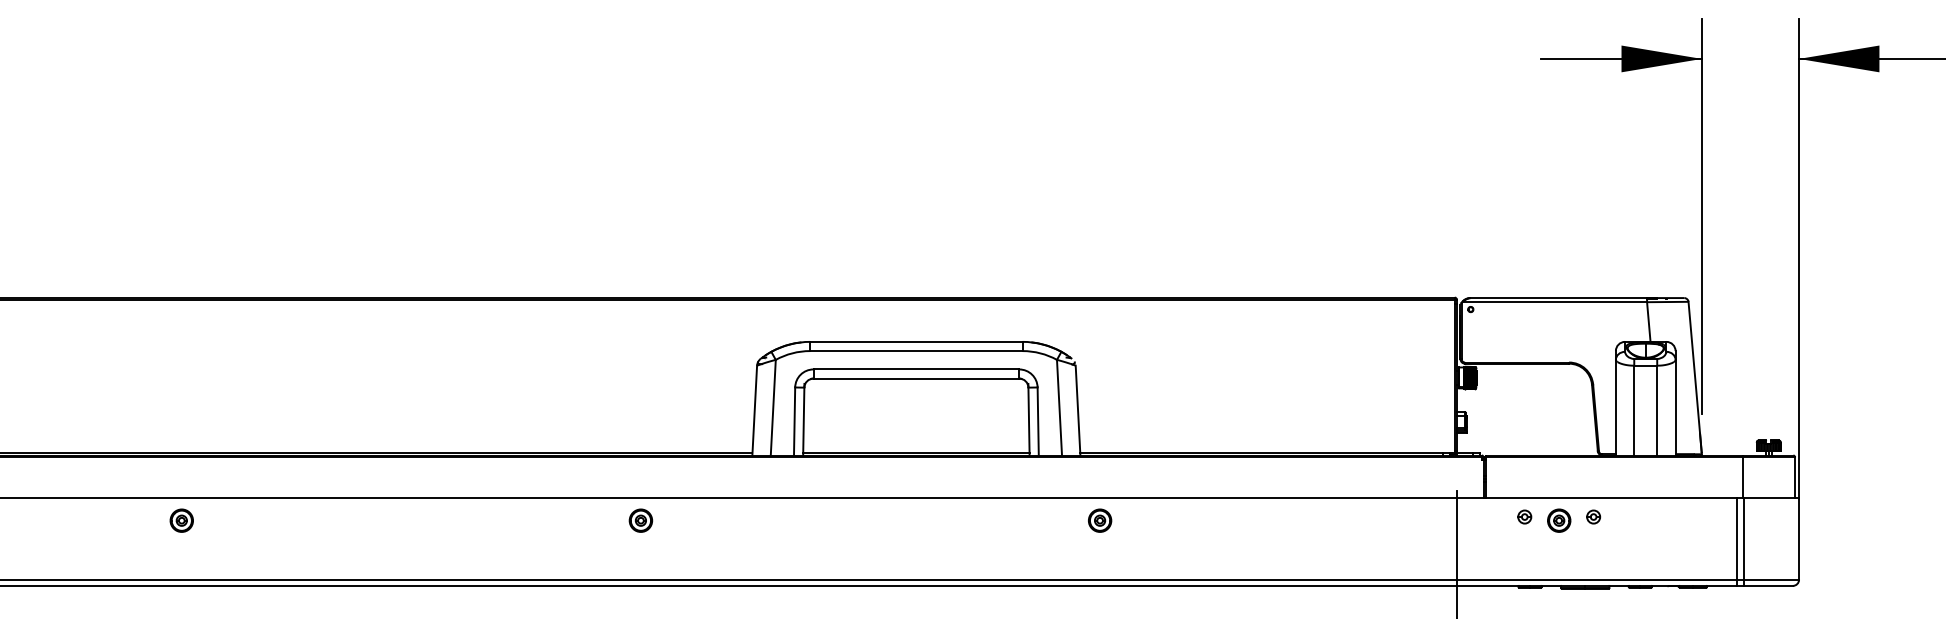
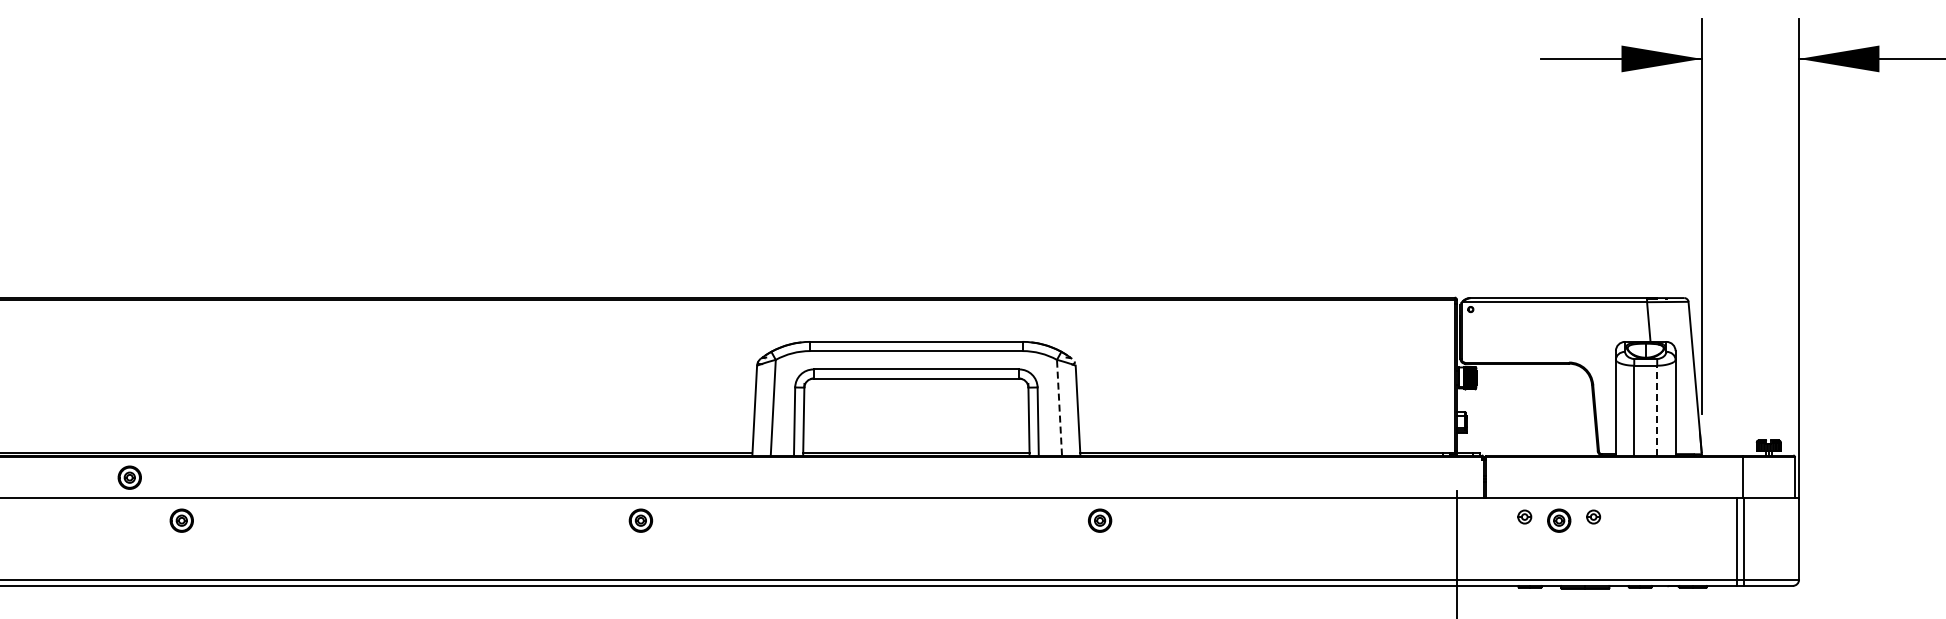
line: solid -> dashed (1059, 407)
line: solid -> dashed (1657, 410)
part: none -> present (129, 477)
